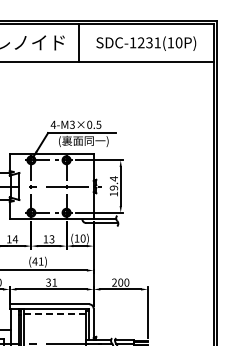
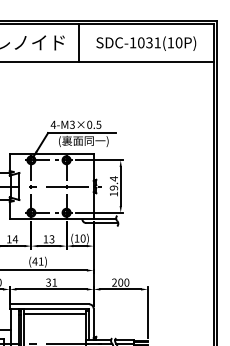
text: SDC-1231(10P) -> SDC-1031(10P) (141, 42)
line: dashed -> solid (55, 313)
